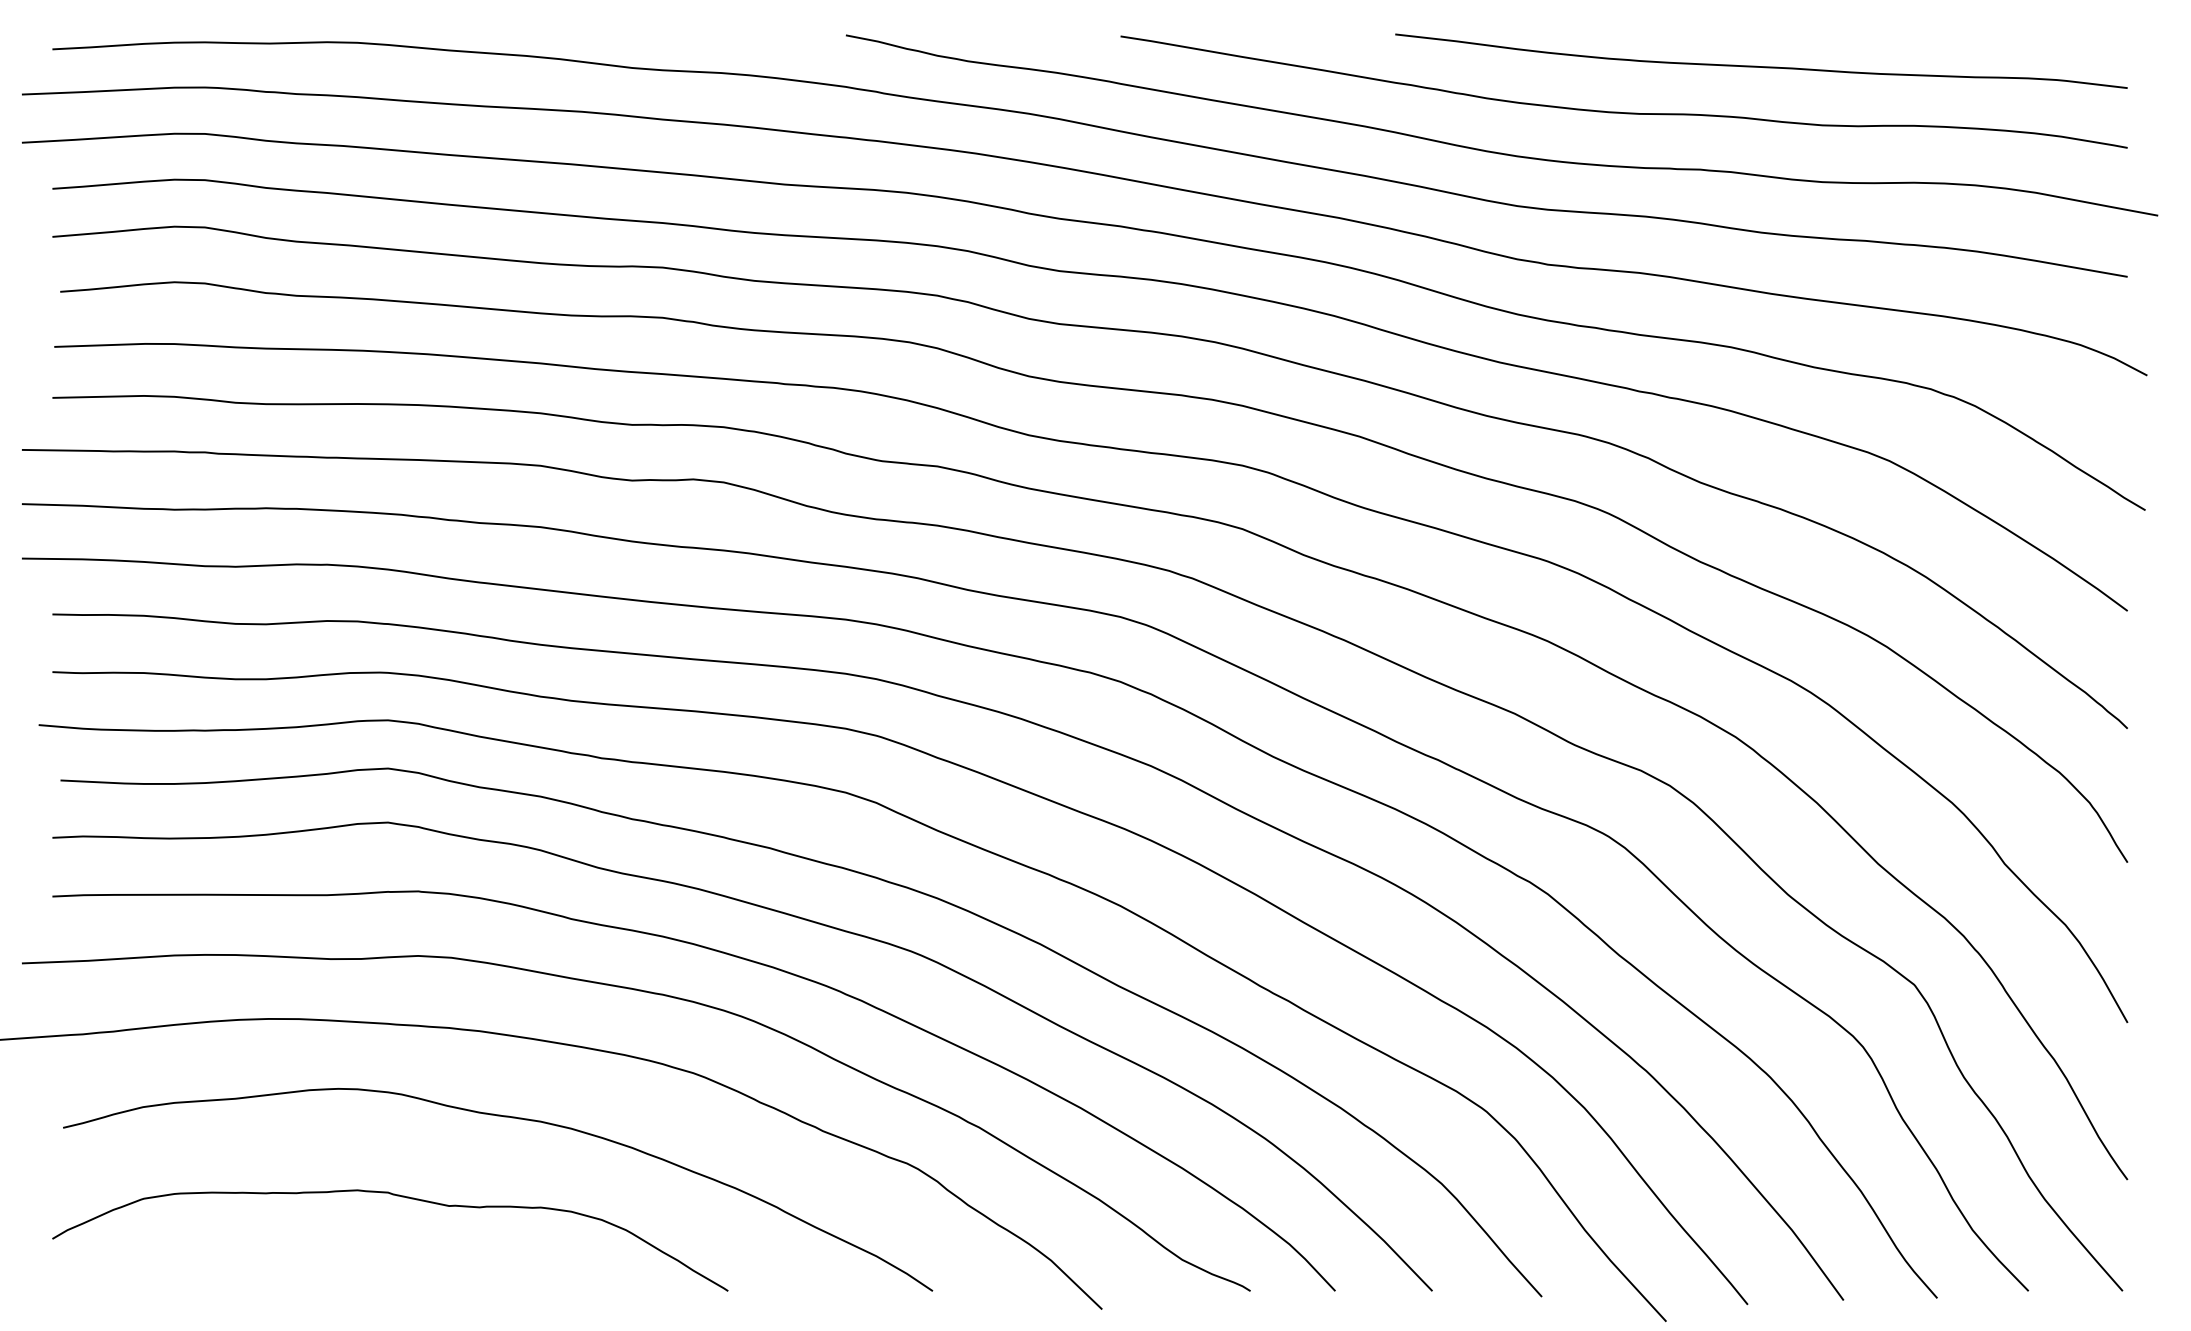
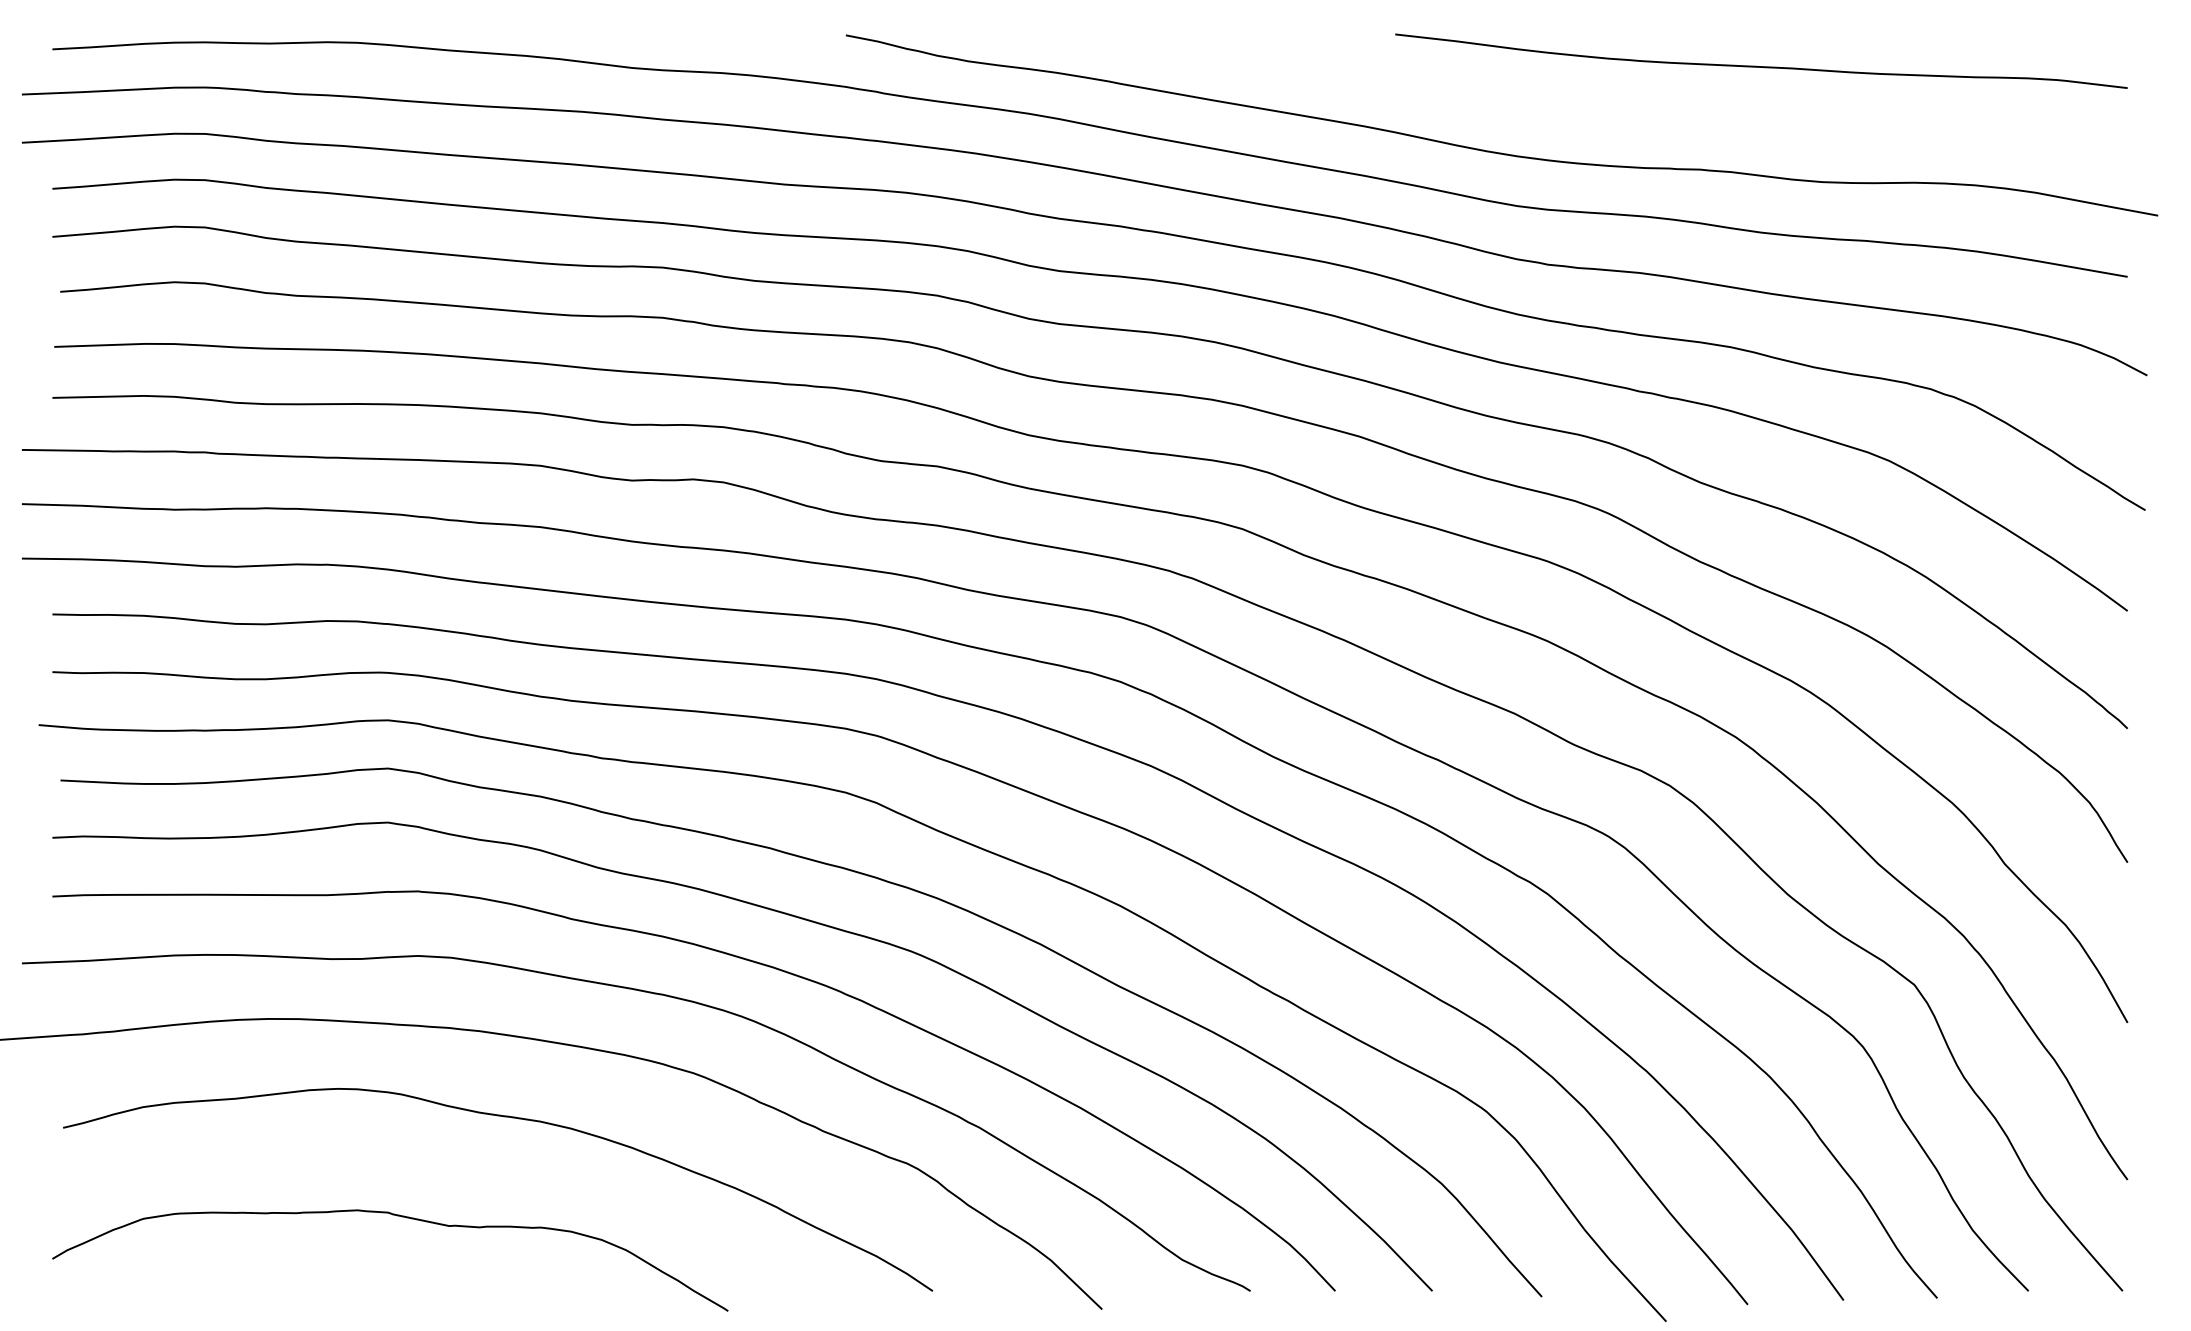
curve: present -> none (1619, 111)
curve position: (401, 1197) -> (401, 1217) (401, 1217)
